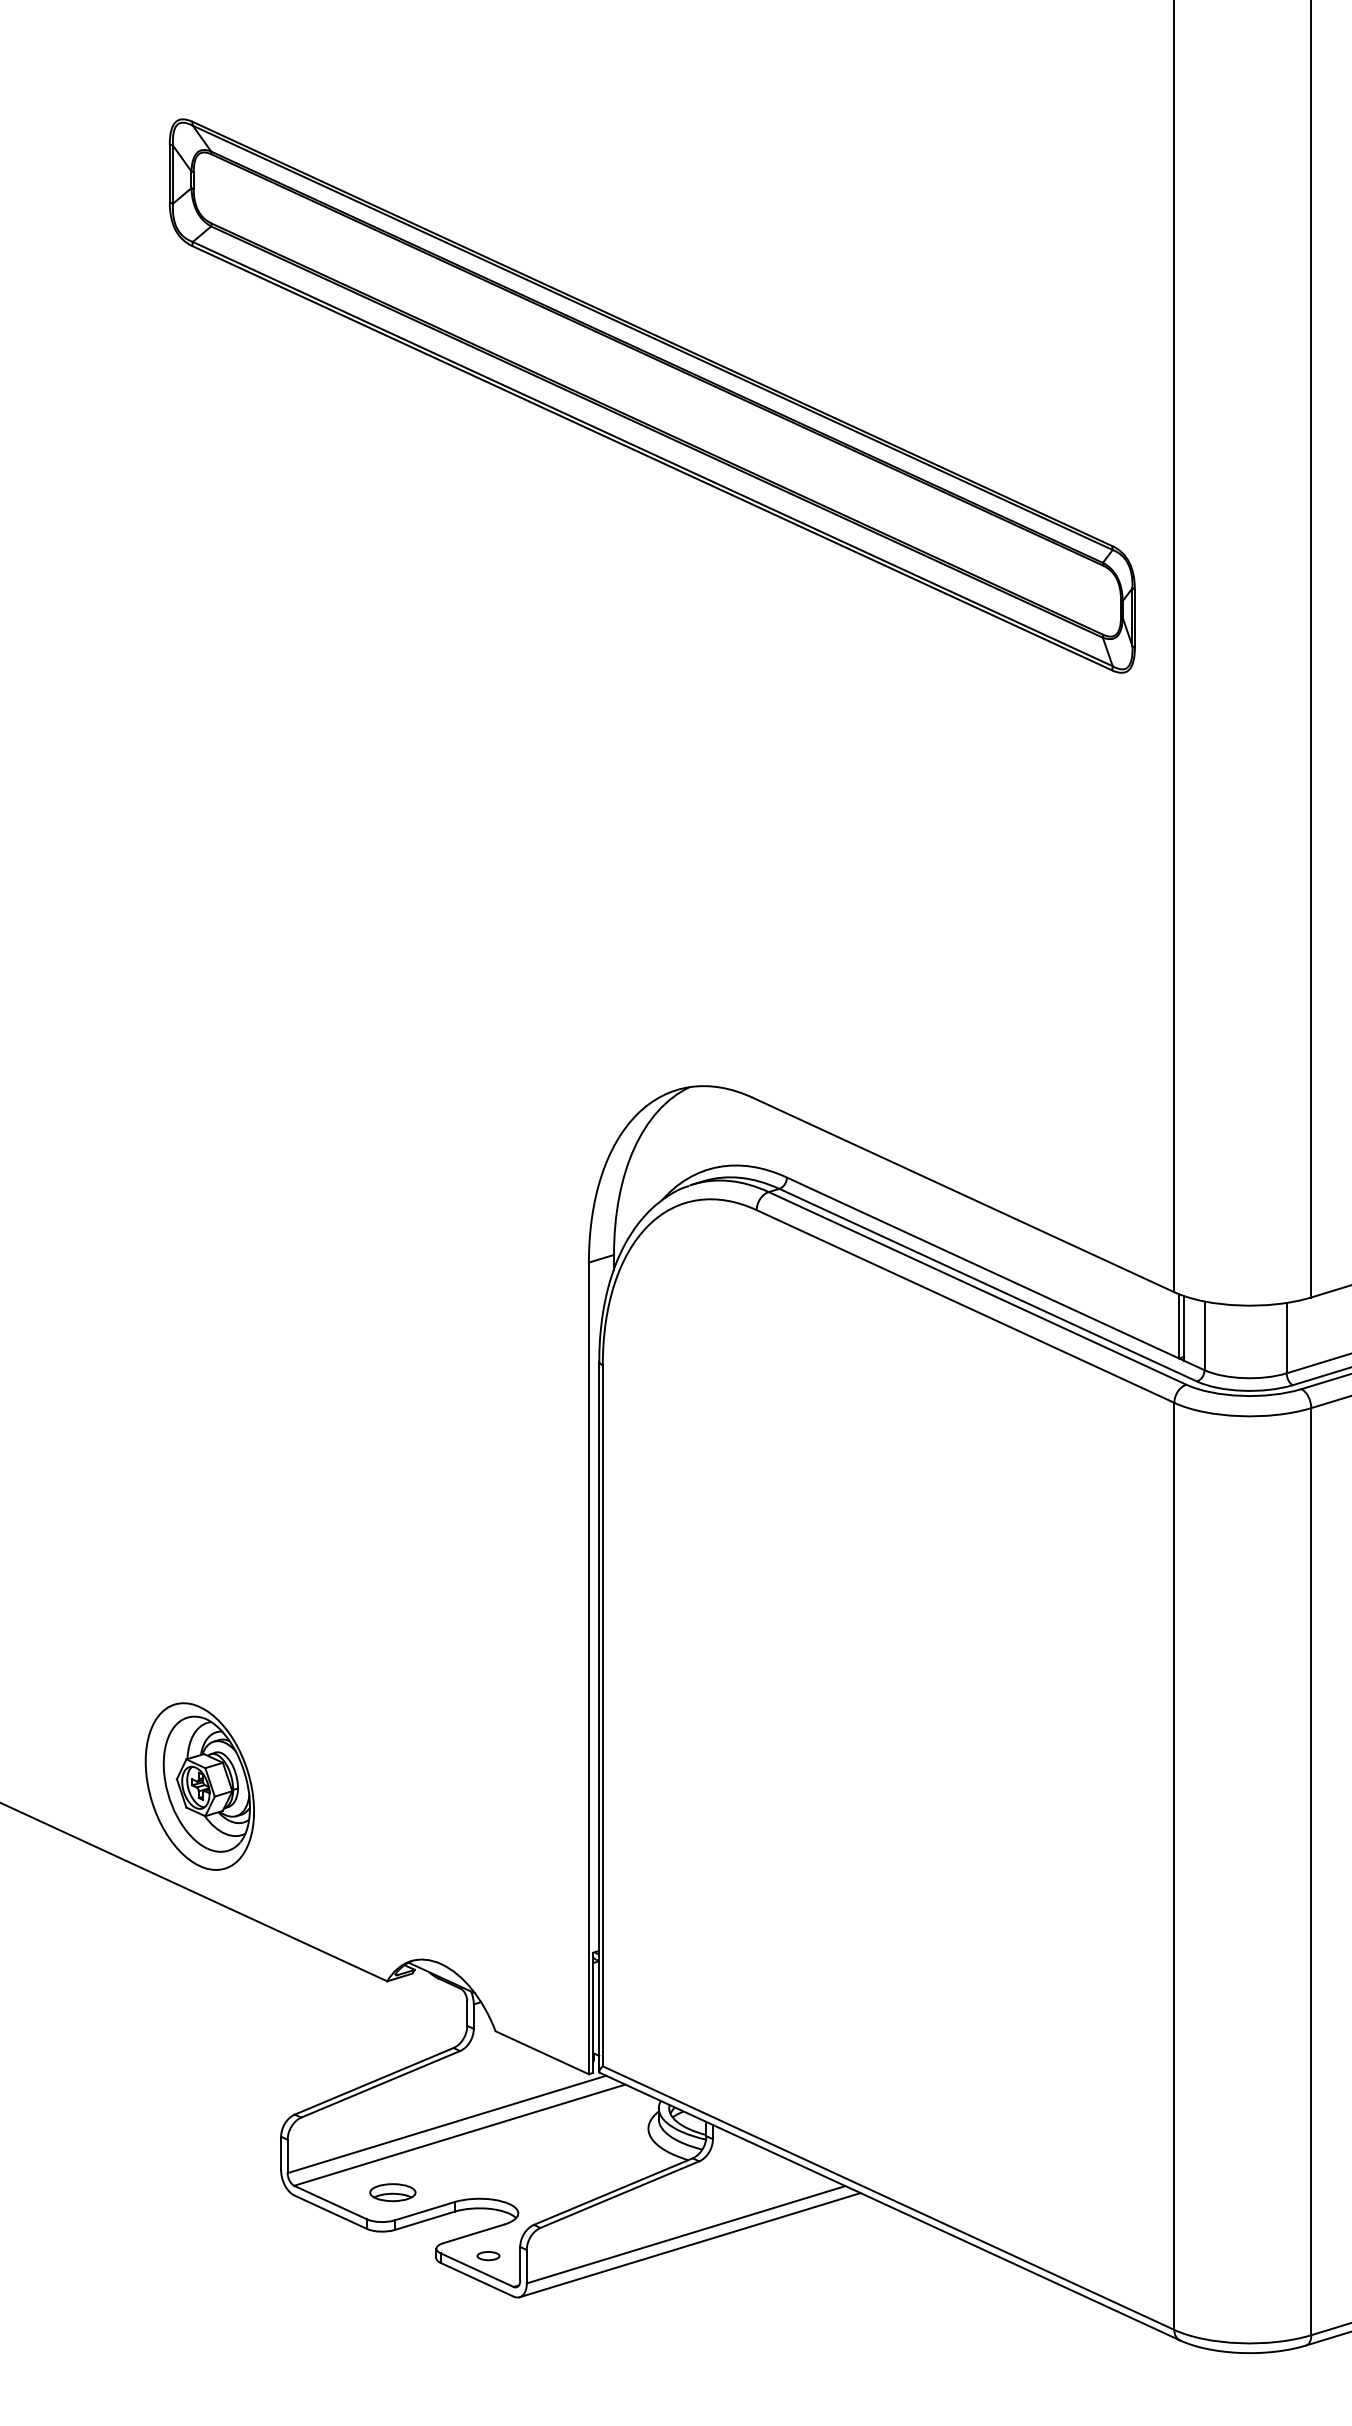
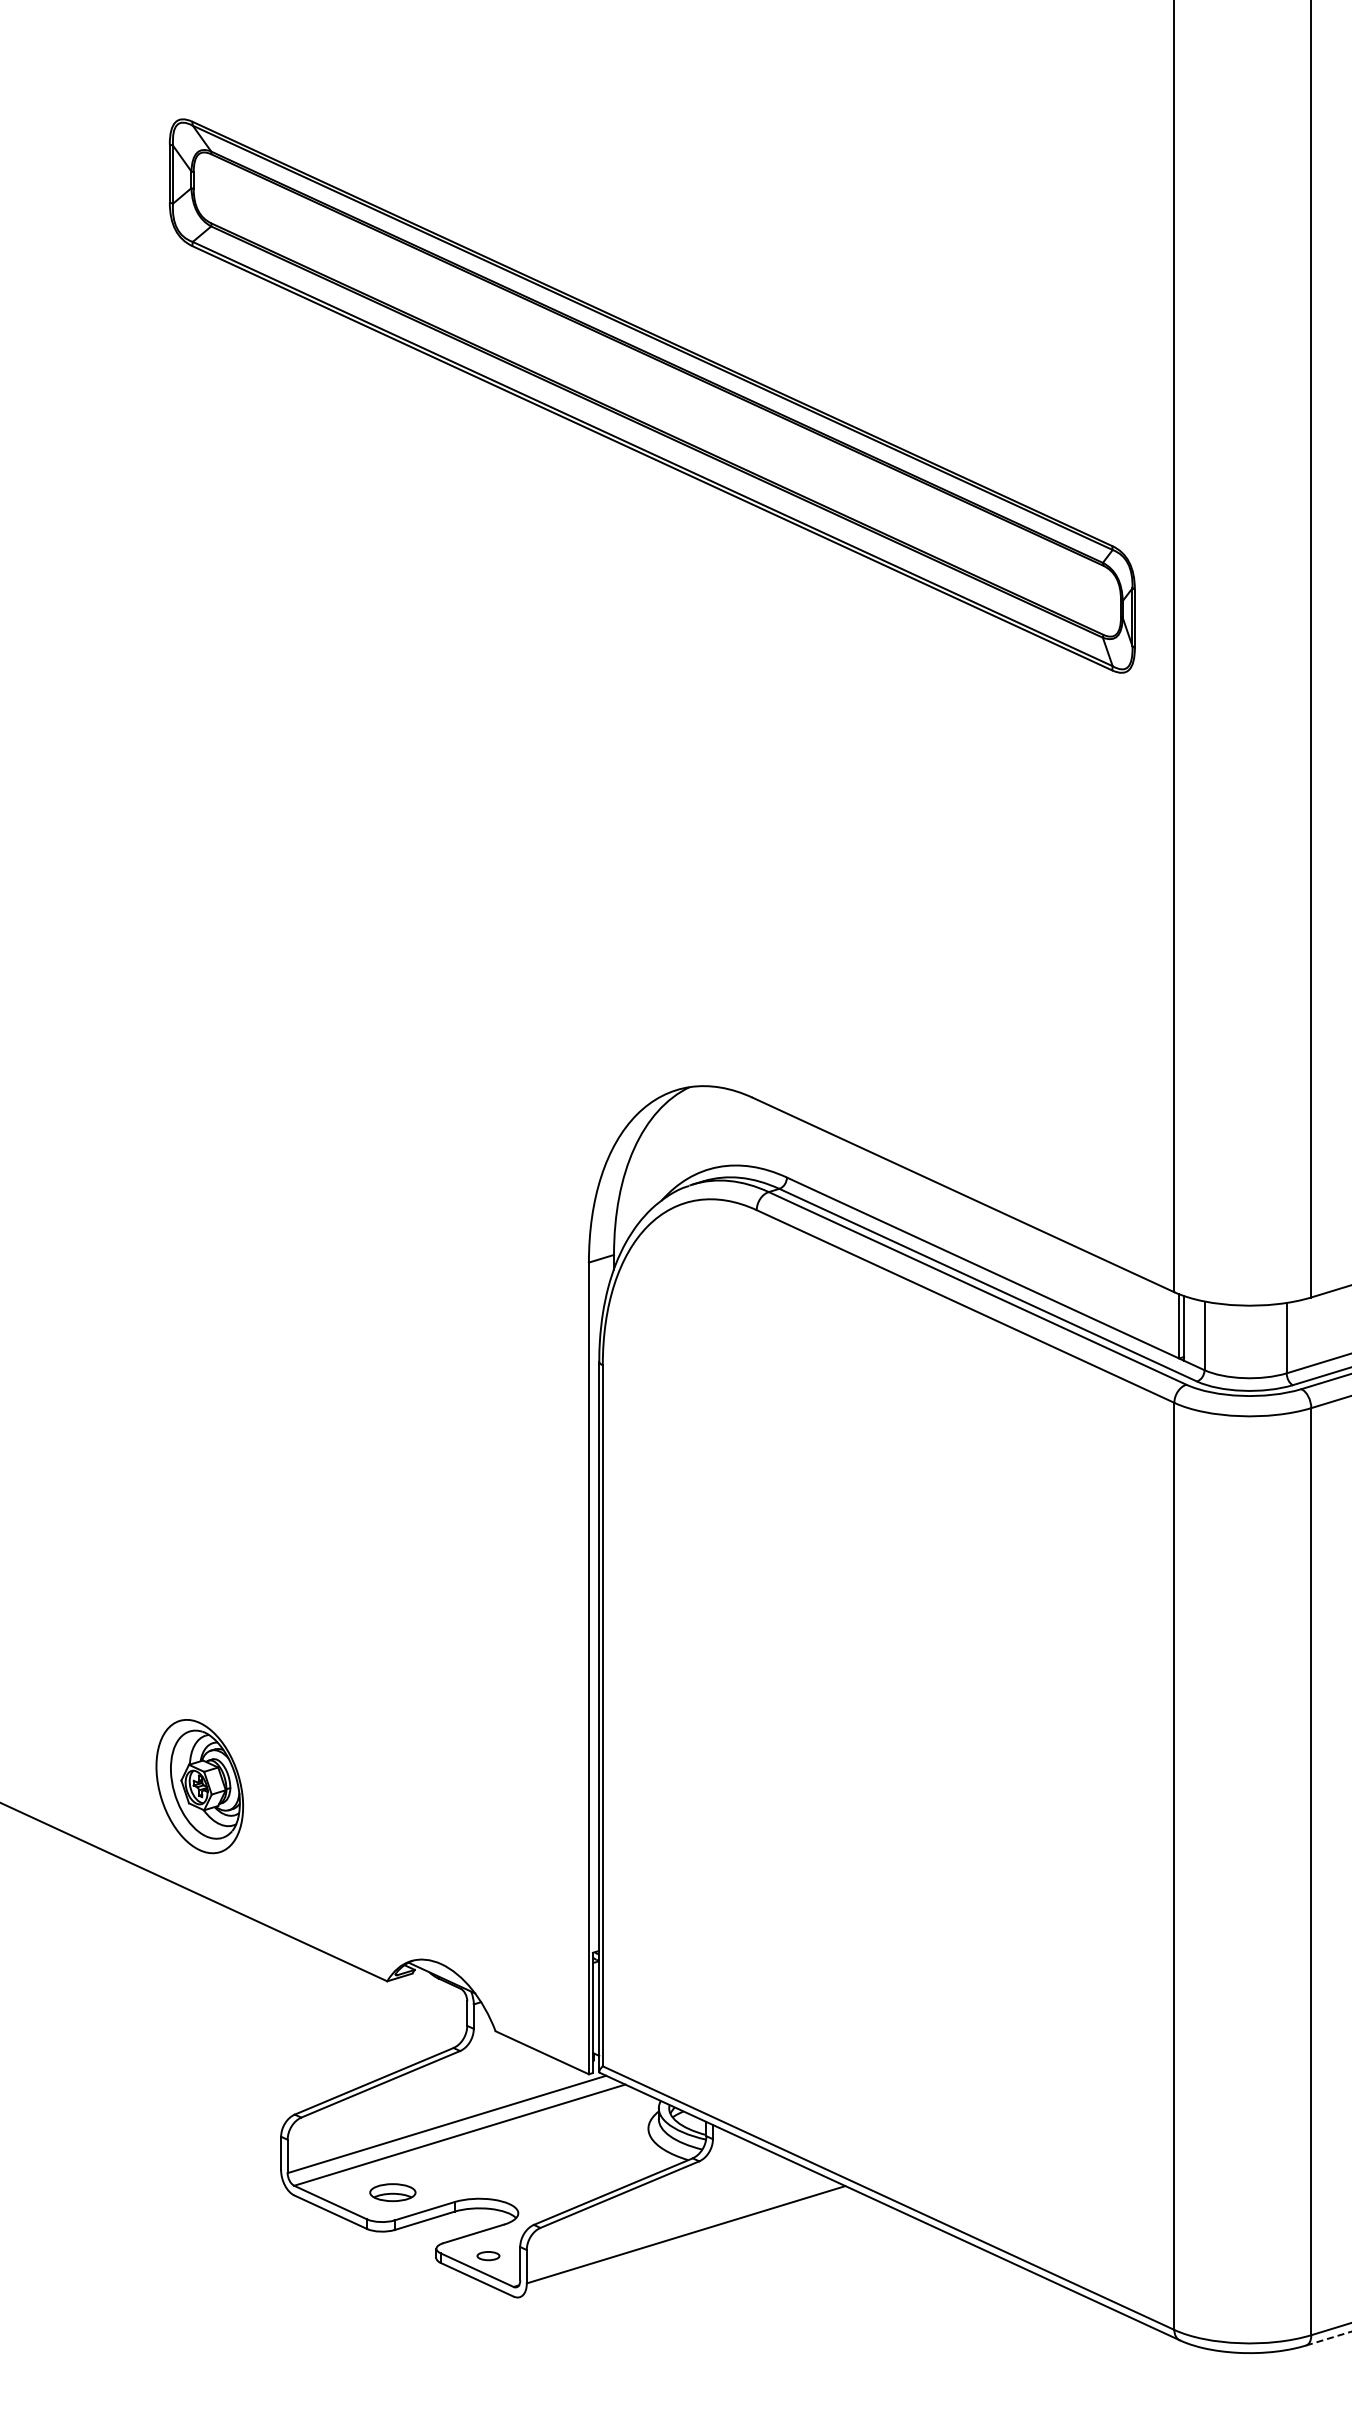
part size: 111x169 px -> 90x136 px (199, 1786)
line: present -> none (689, 2245)
line: solid -> dashed (1328, 2338)
